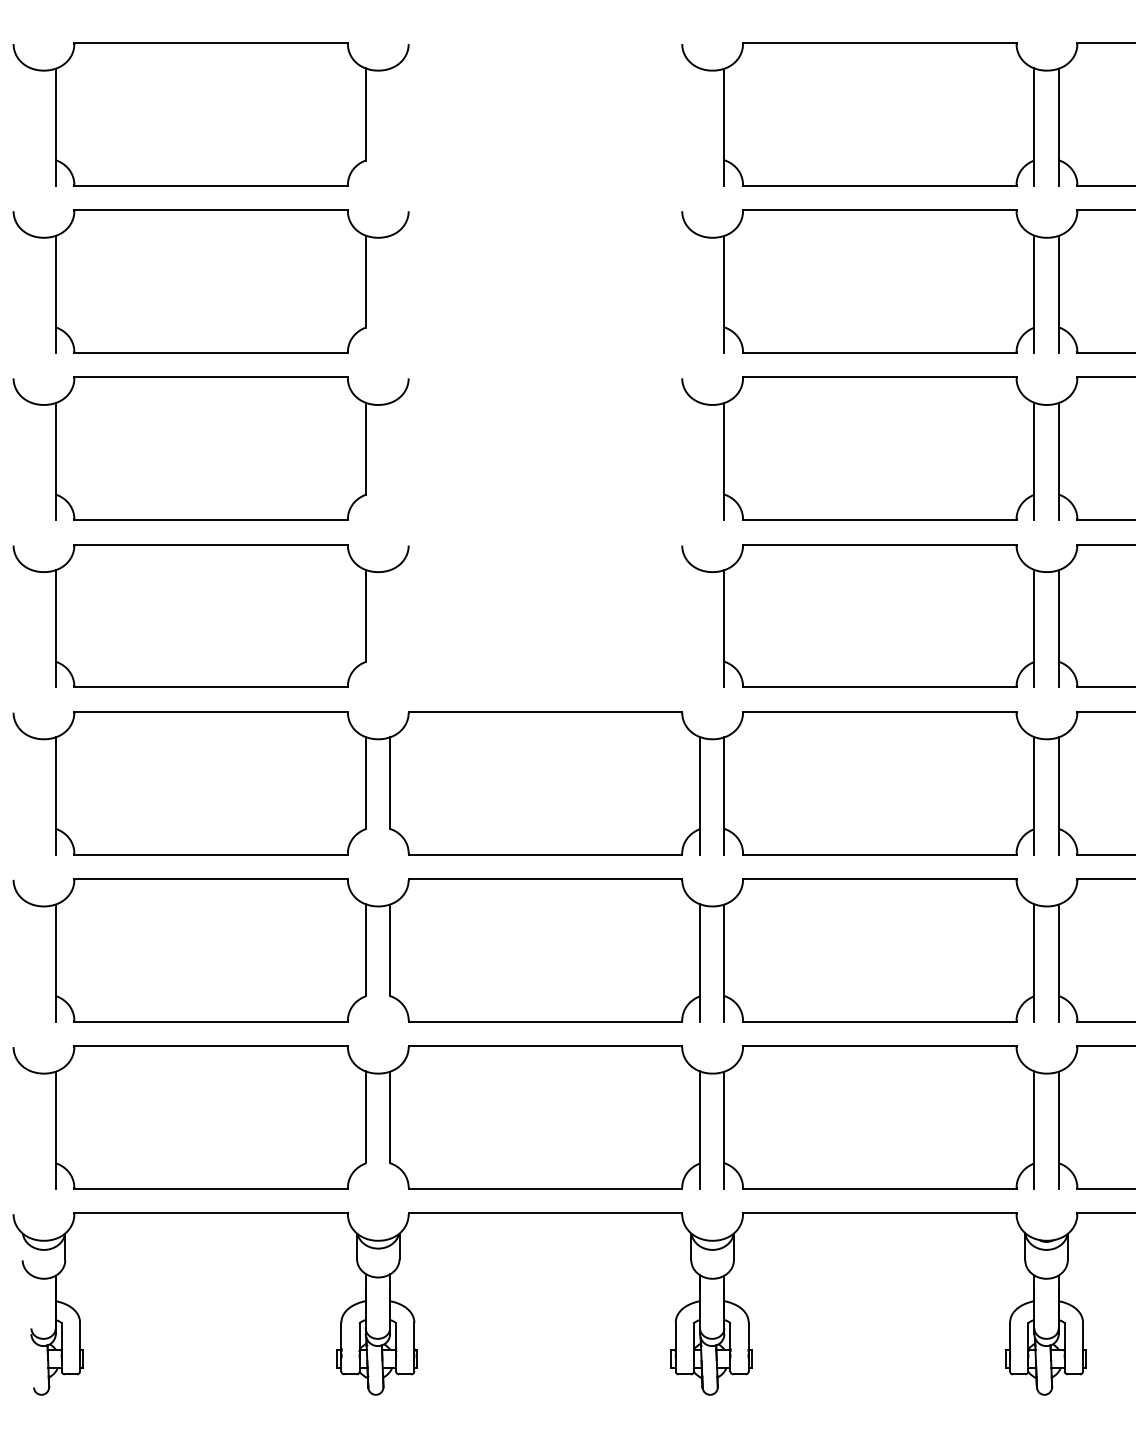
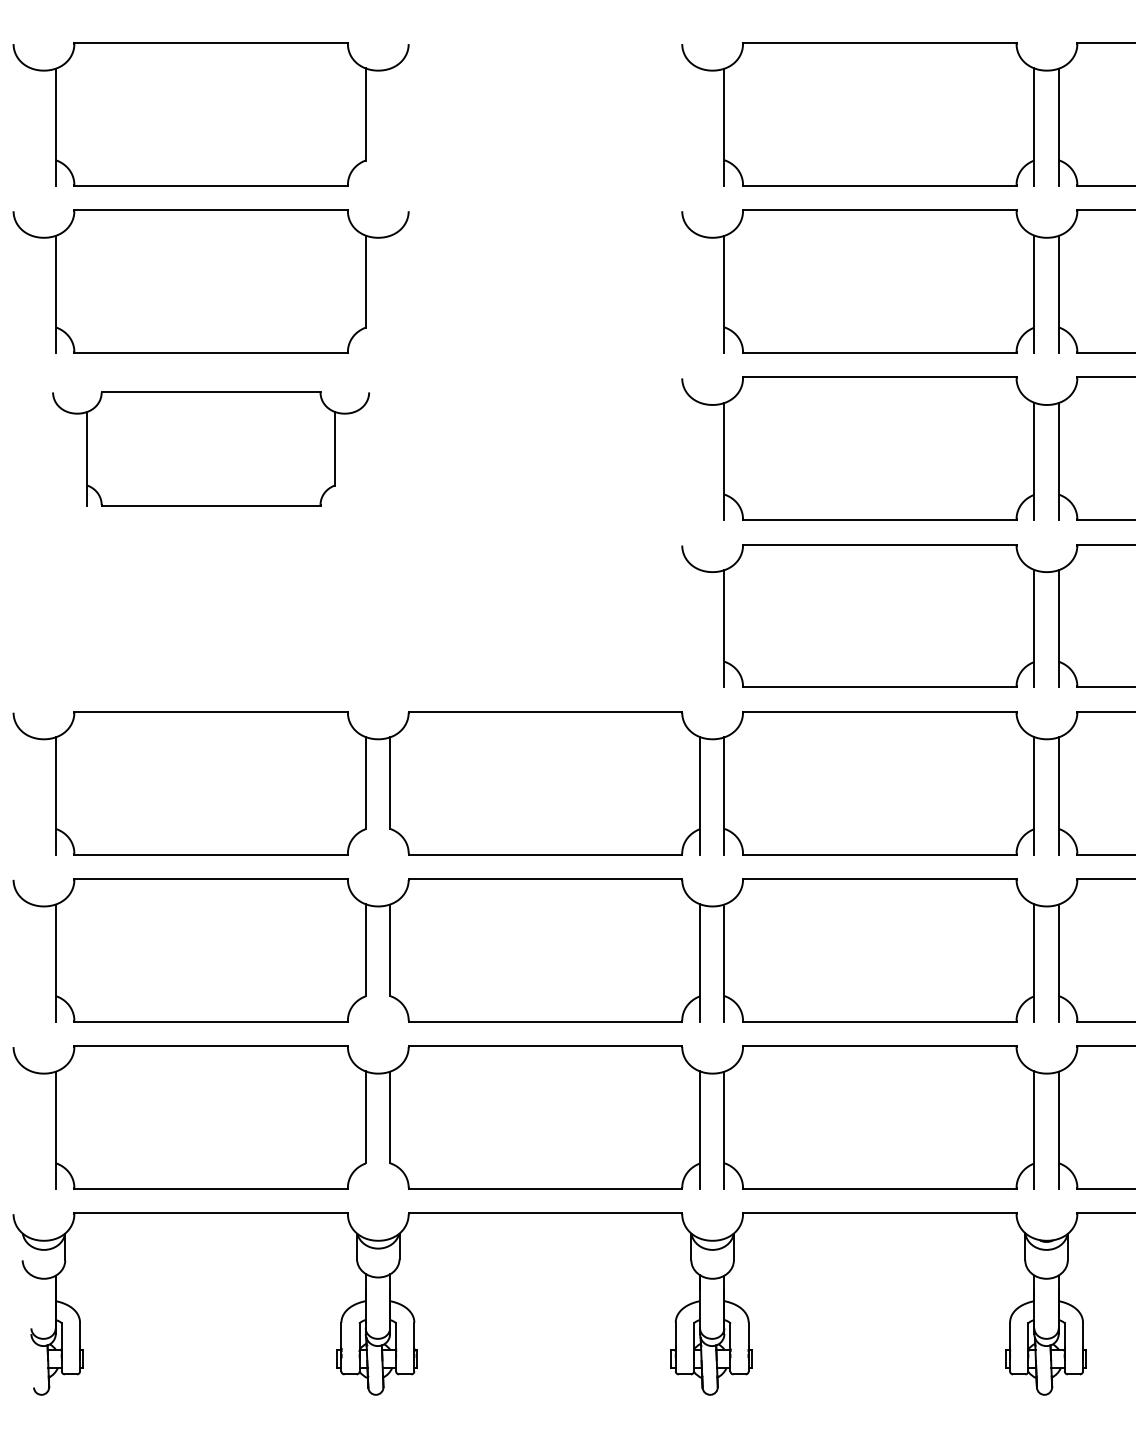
part size: 398x145 px -> 318x116 px (210, 448)
part: present -> none (210, 615)
